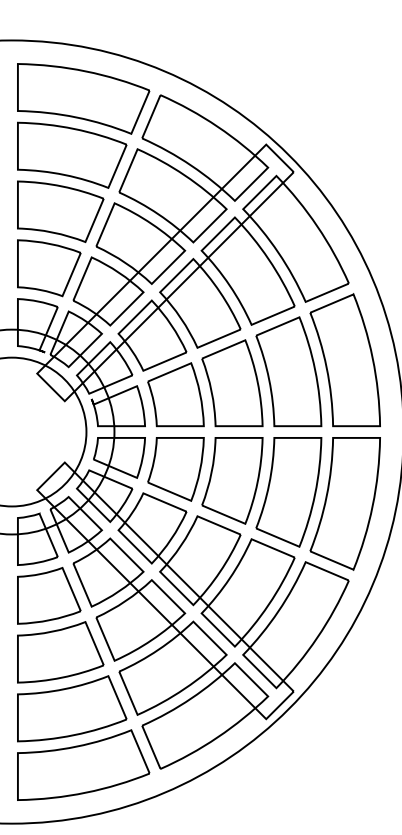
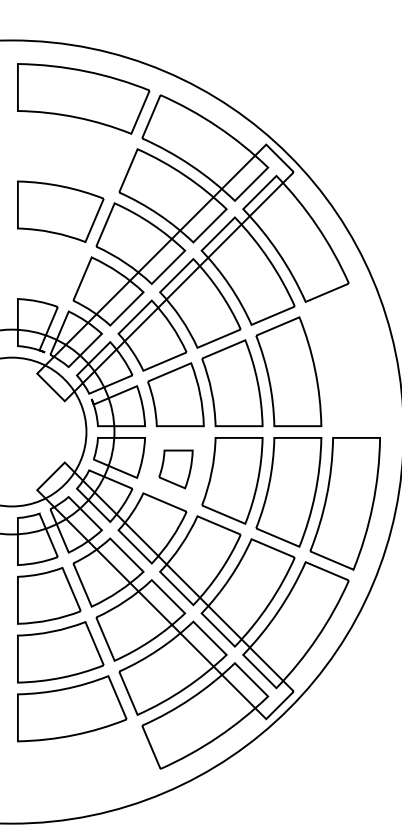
part: present -> none (72, 154)
part: present -> none (49, 268)
part: present -> none (344, 360)
part size: 58x65 px -> 36x41 px (175, 469)
part: present -> none (83, 764)
